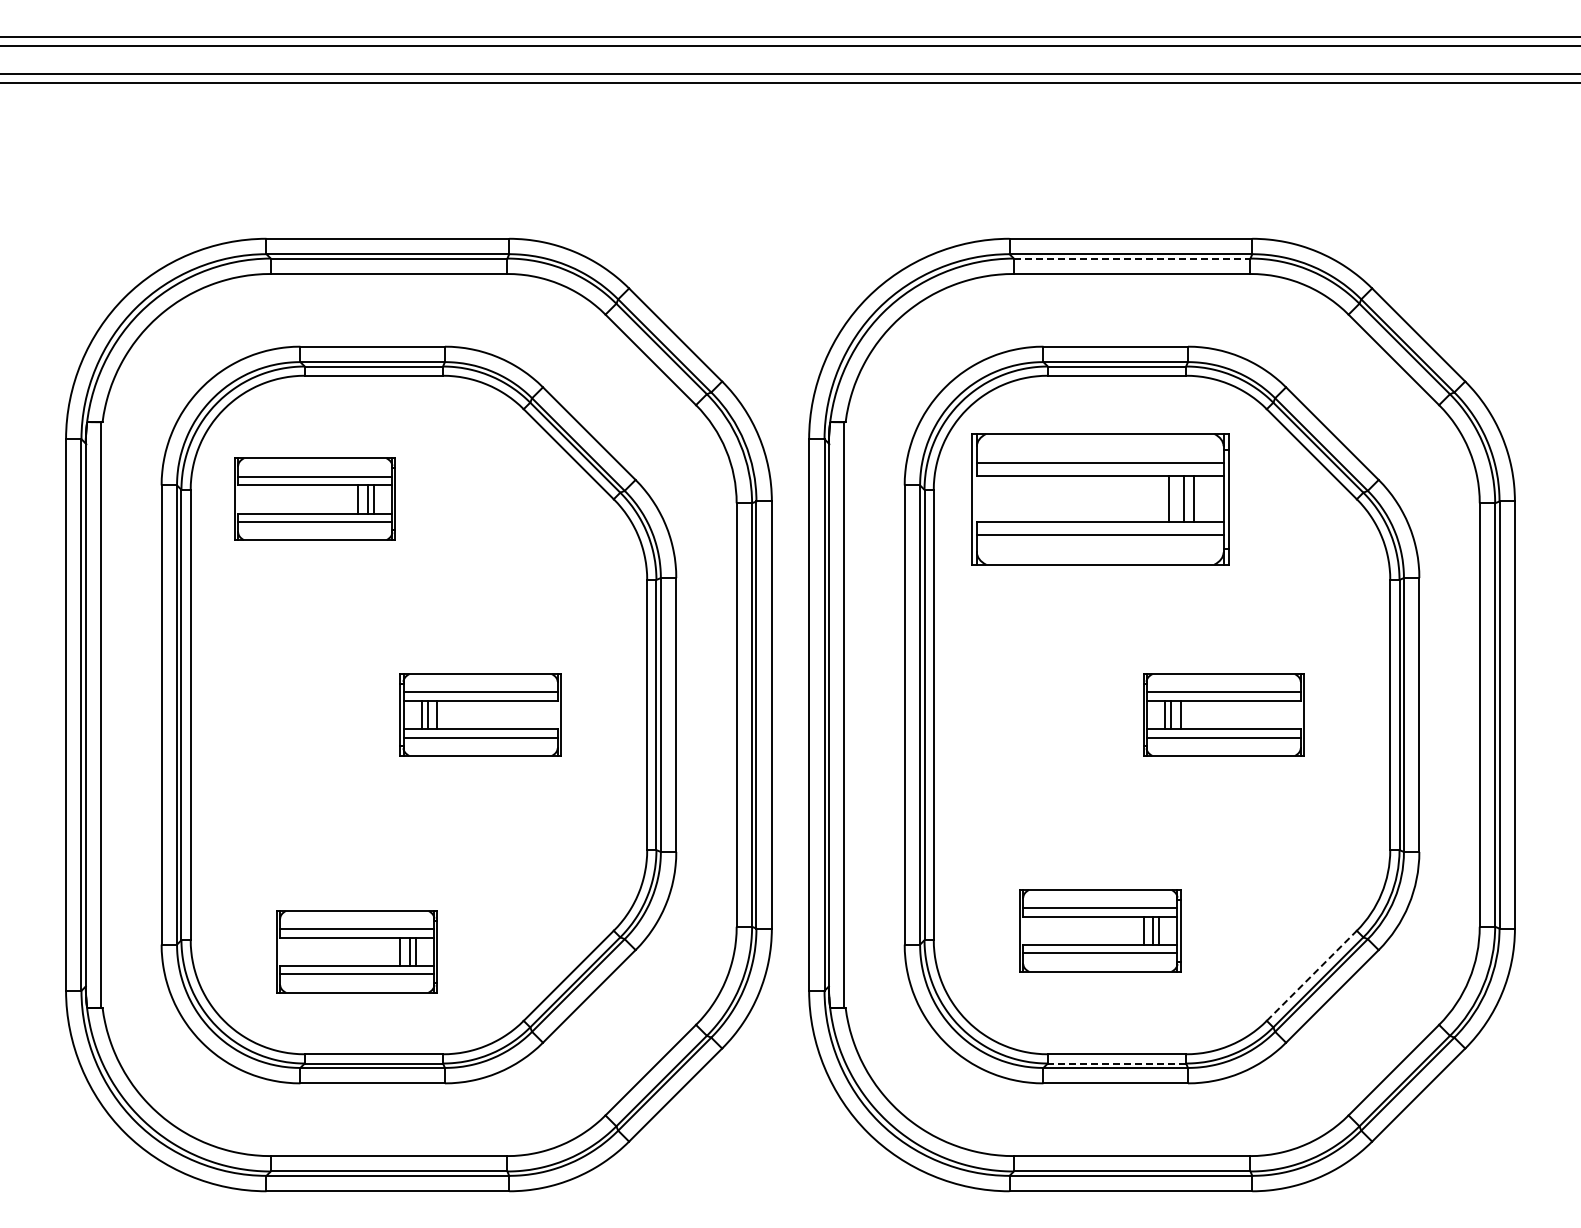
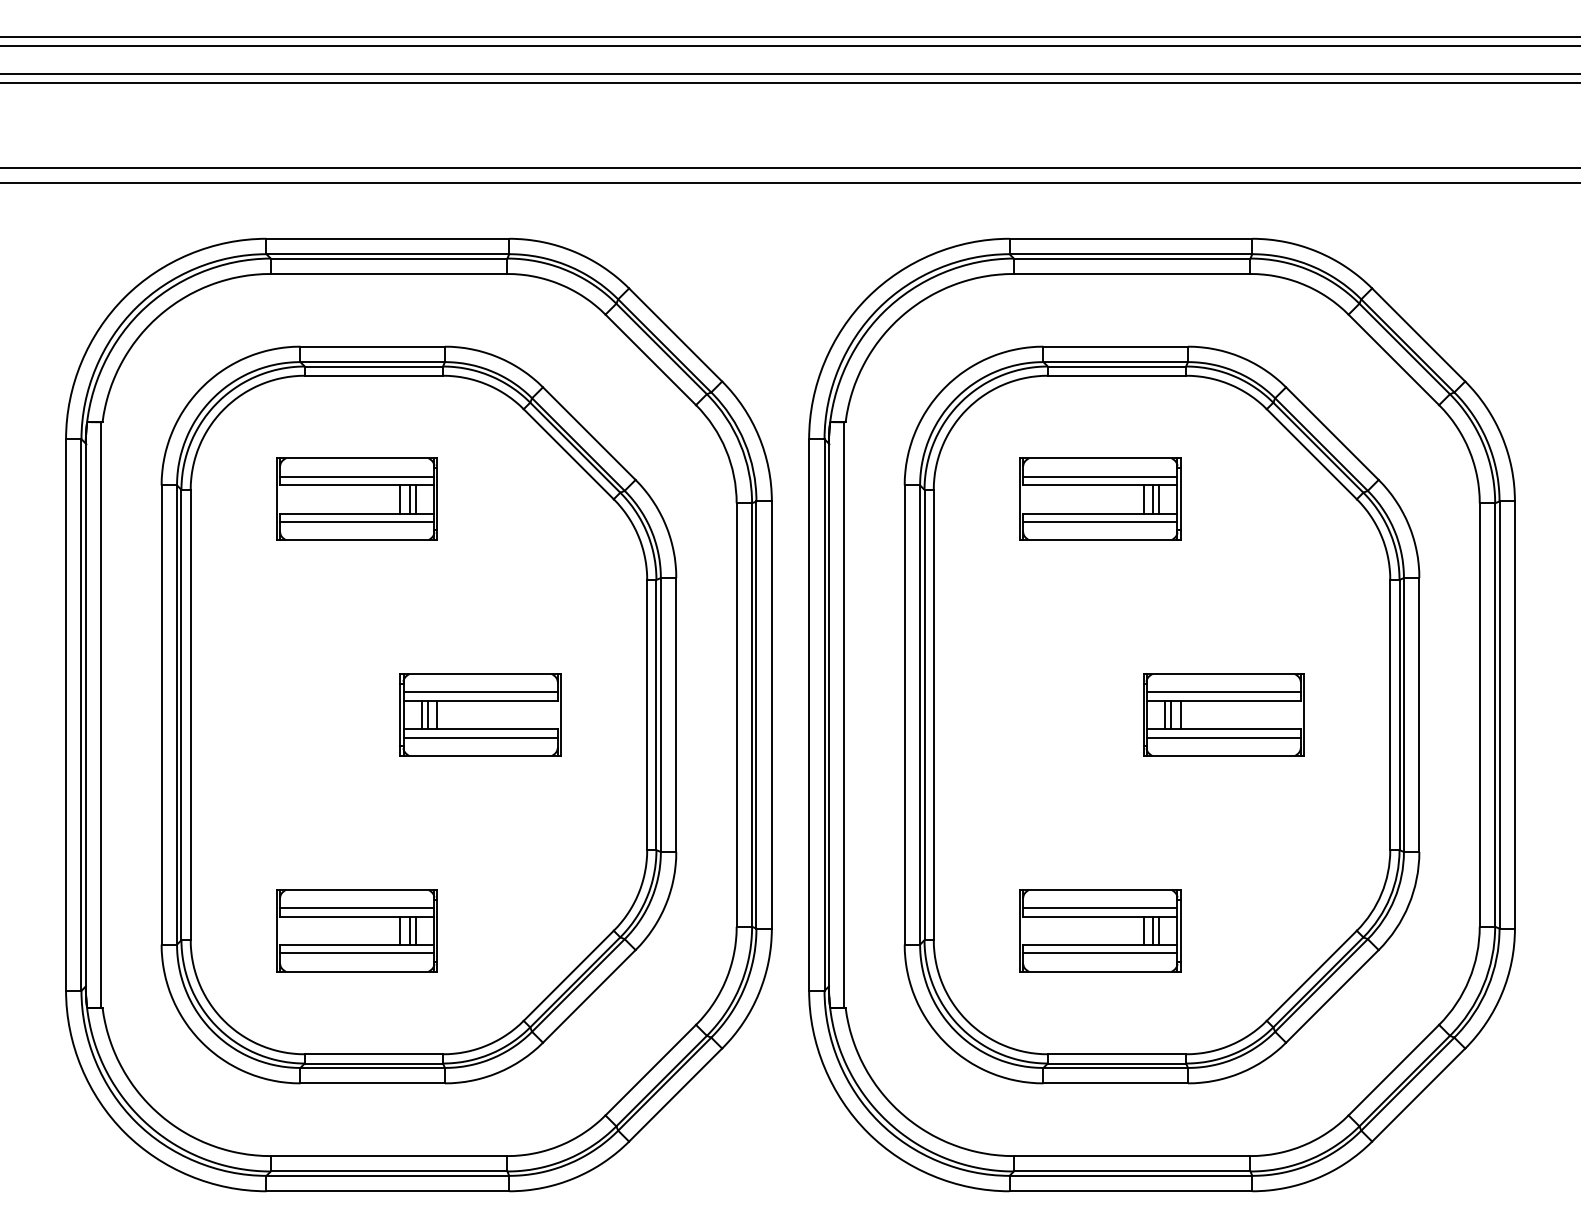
line: none -> present (789, 167)
line: none -> present (789, 183)
line: dashed -> solid (1132, 258)
part position: (314, 498) -> (356, 498) (356, 498)
part size: 259x133 px -> 163x84 px (1100, 498)
part position: (356, 951) -> (356, 930) (356, 930)
line: dashed -> solid (1311, 975)
line: dashed -> solid (1116, 1063)
